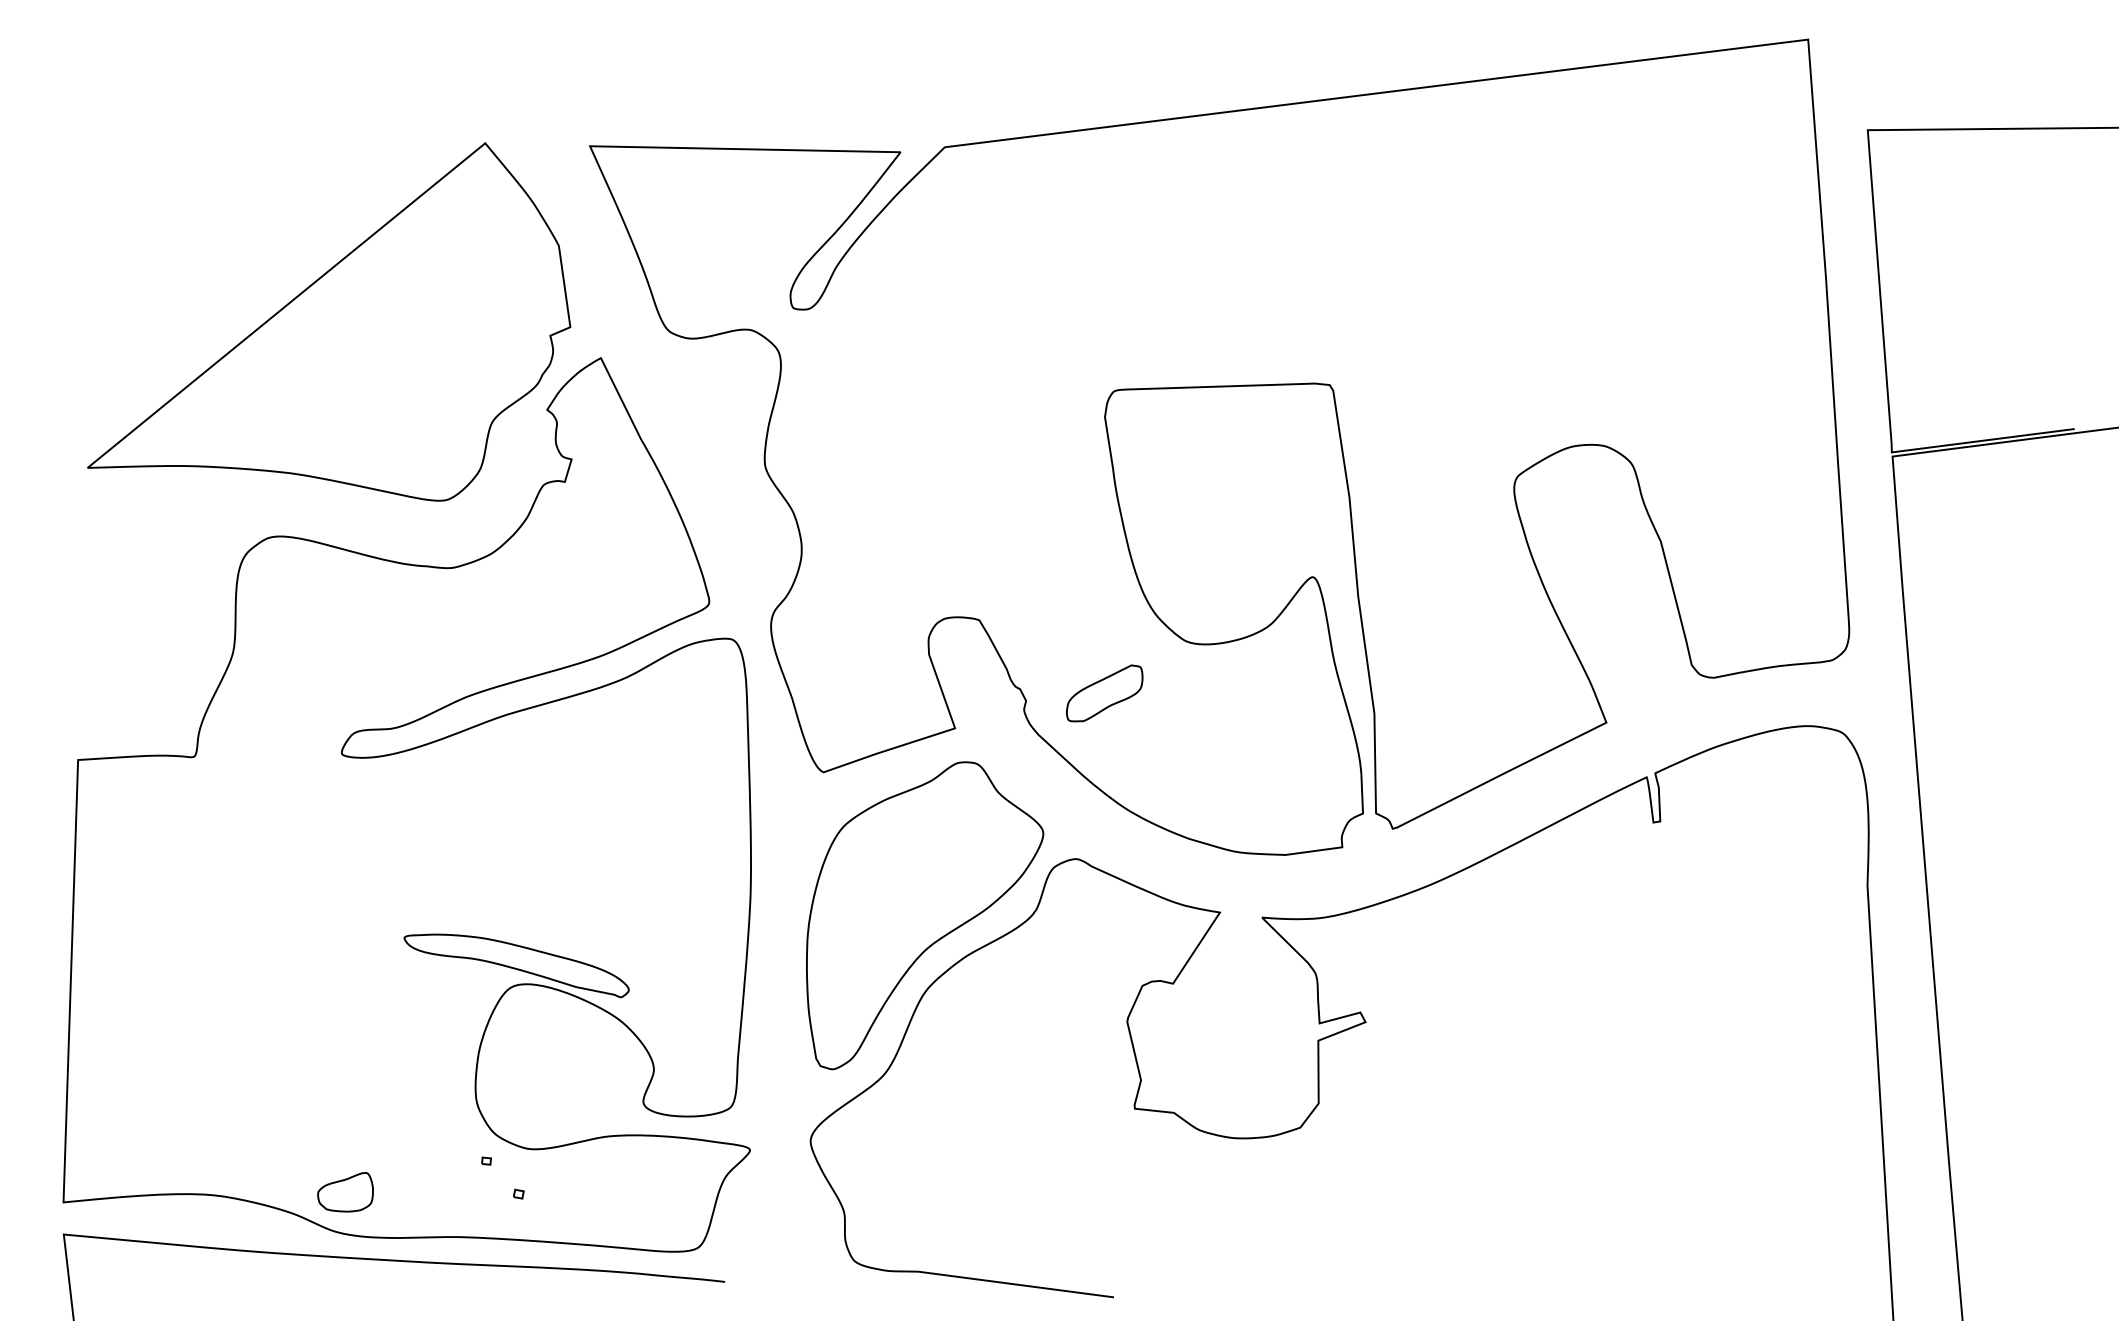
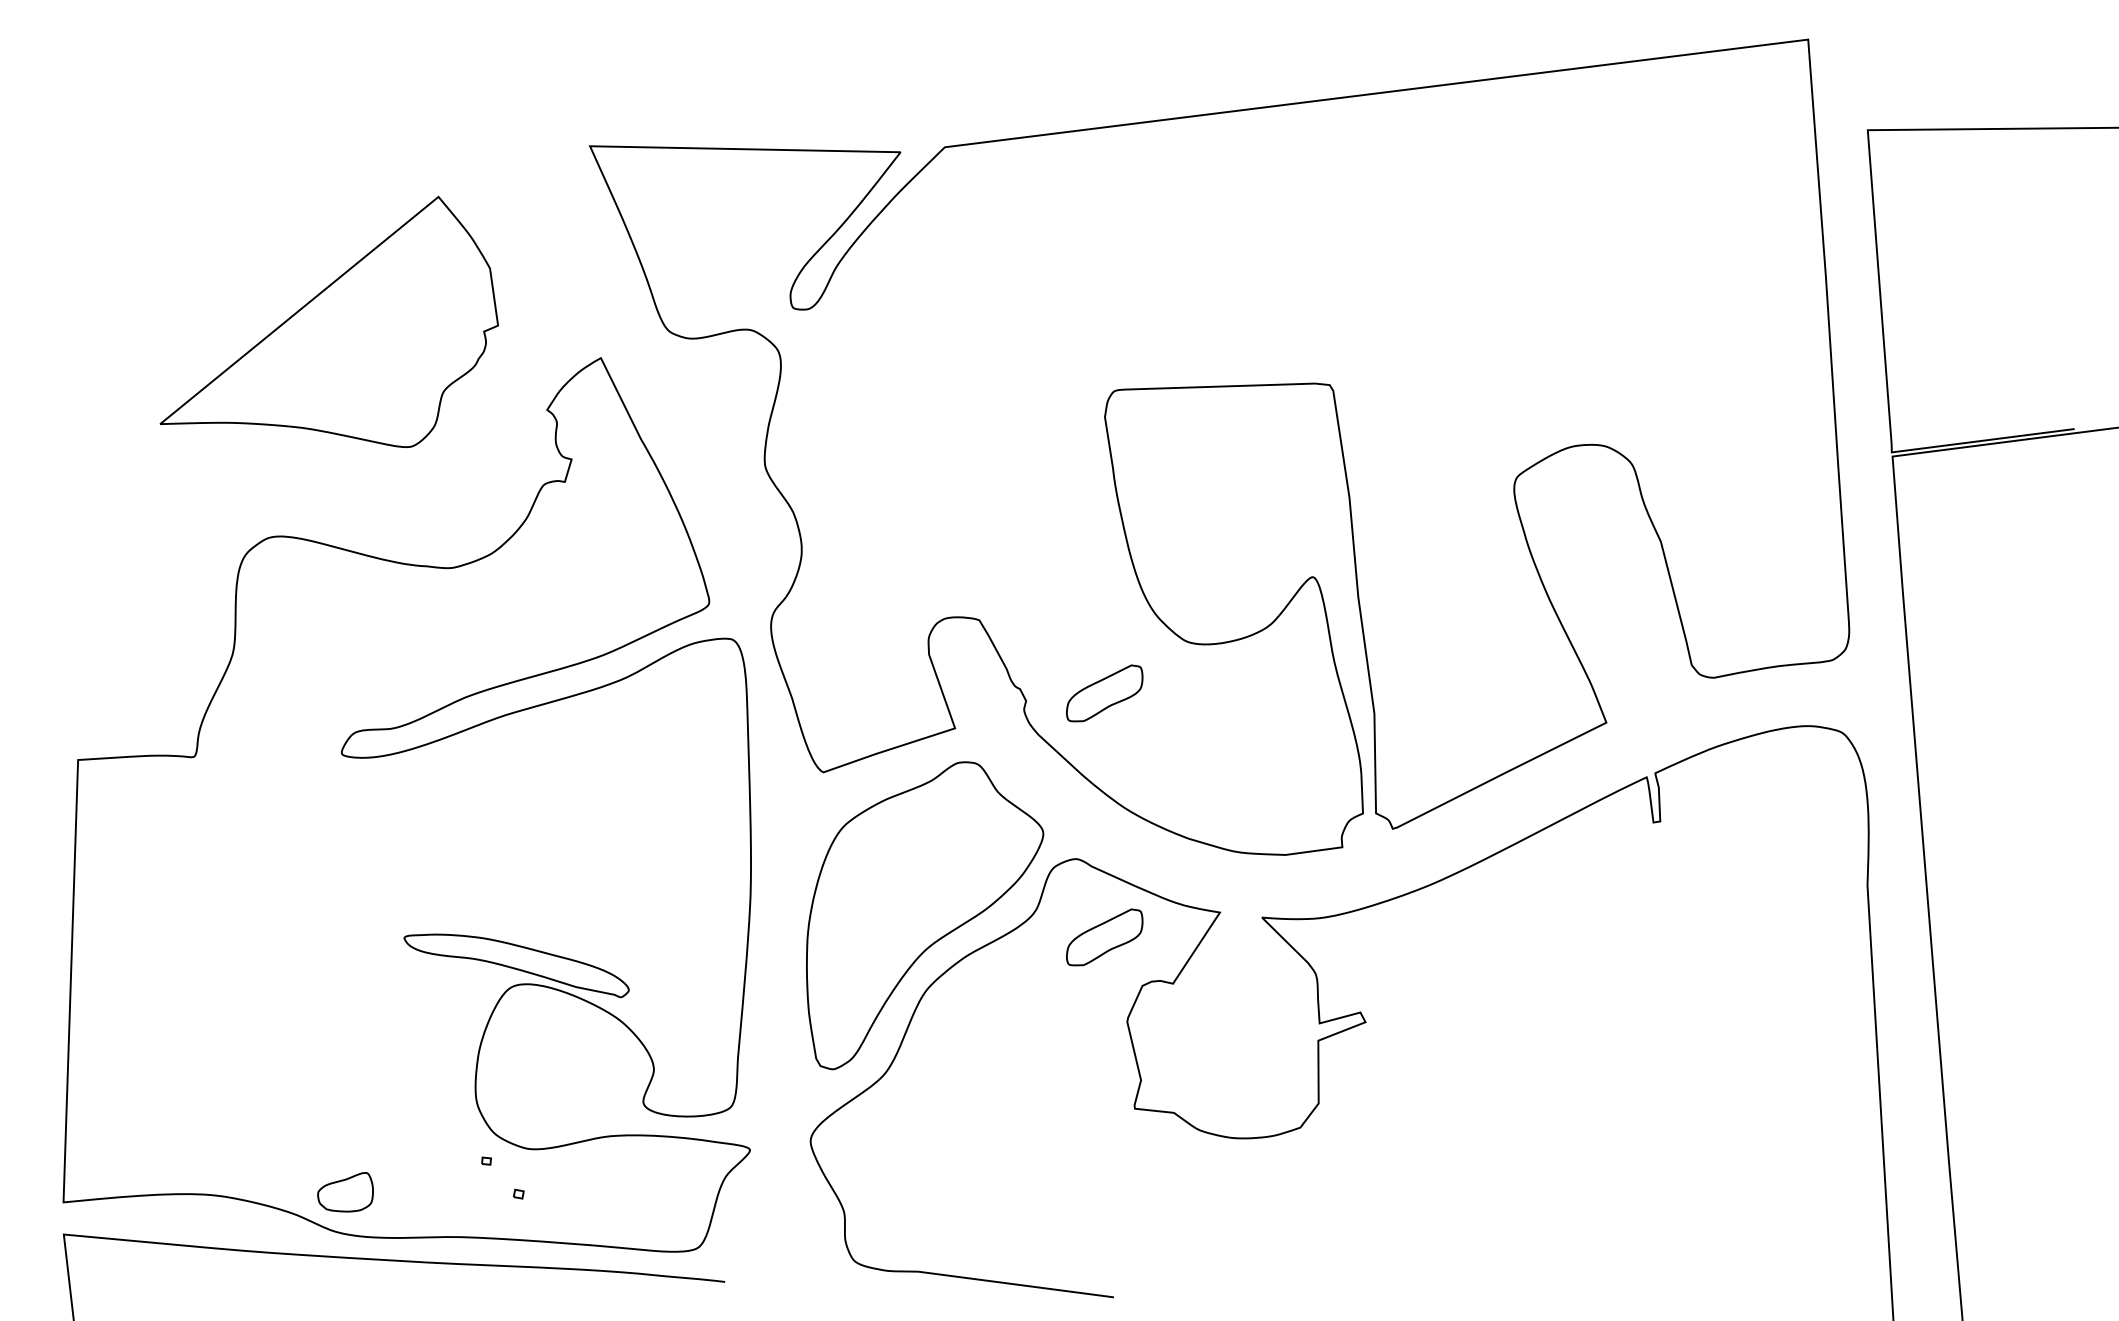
part size: 485x360 px -> 340x253 px (328, 321)
part: none -> present (1104, 937)
